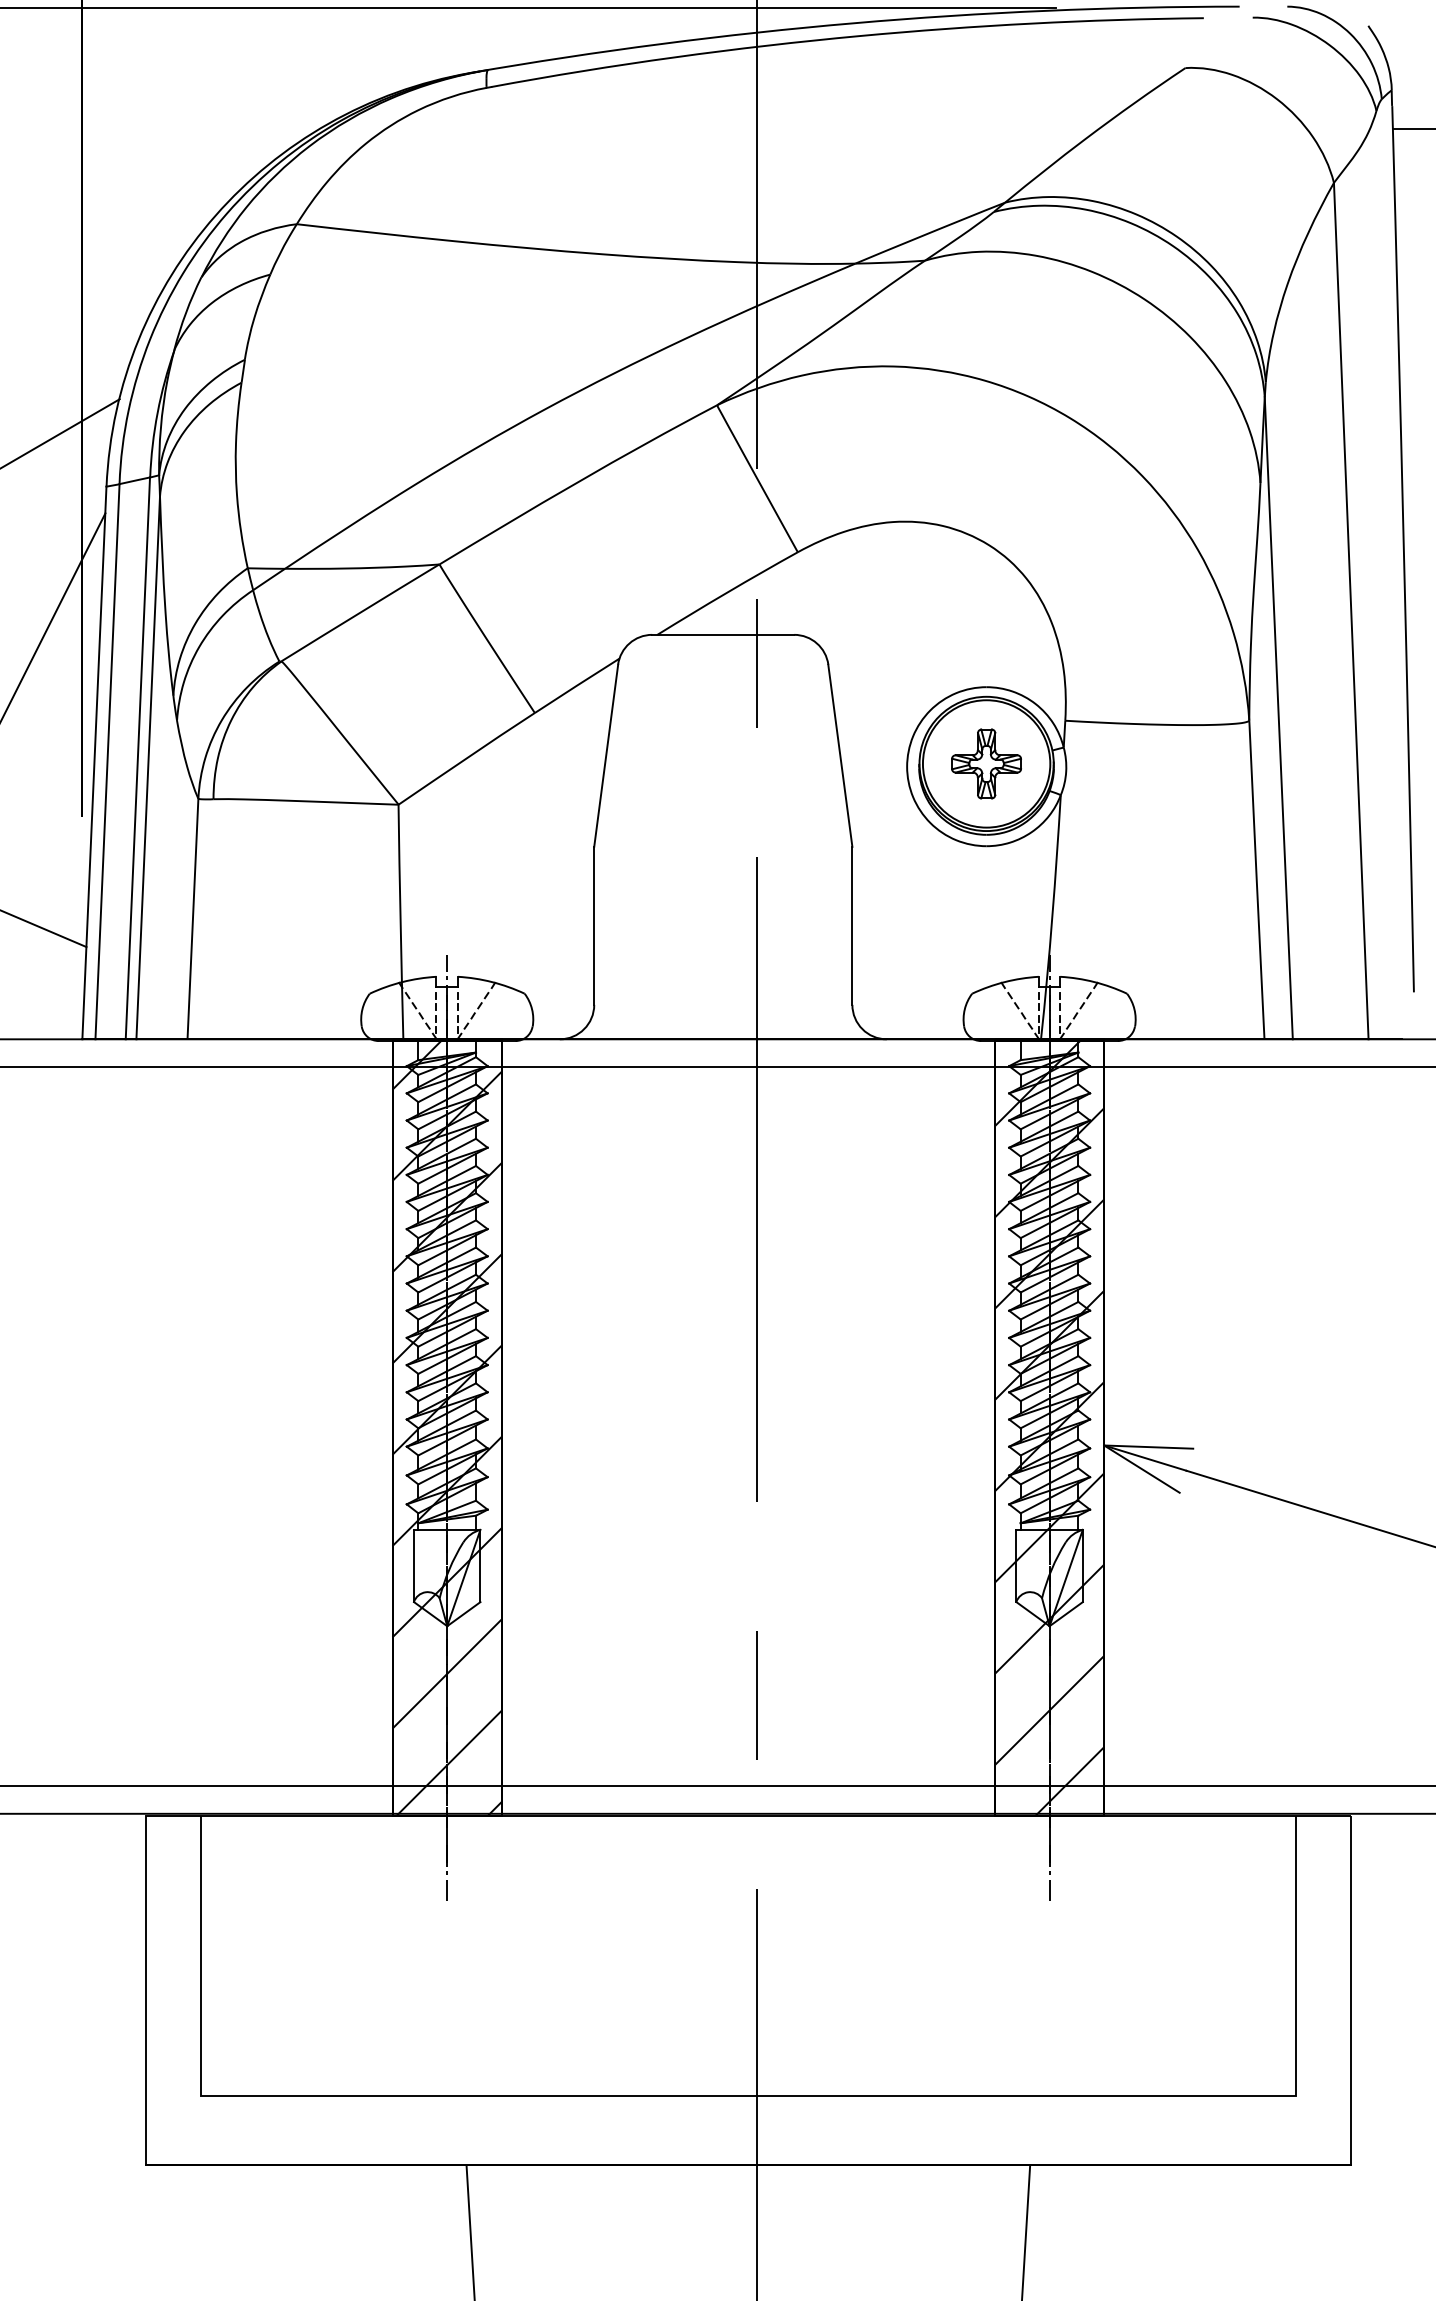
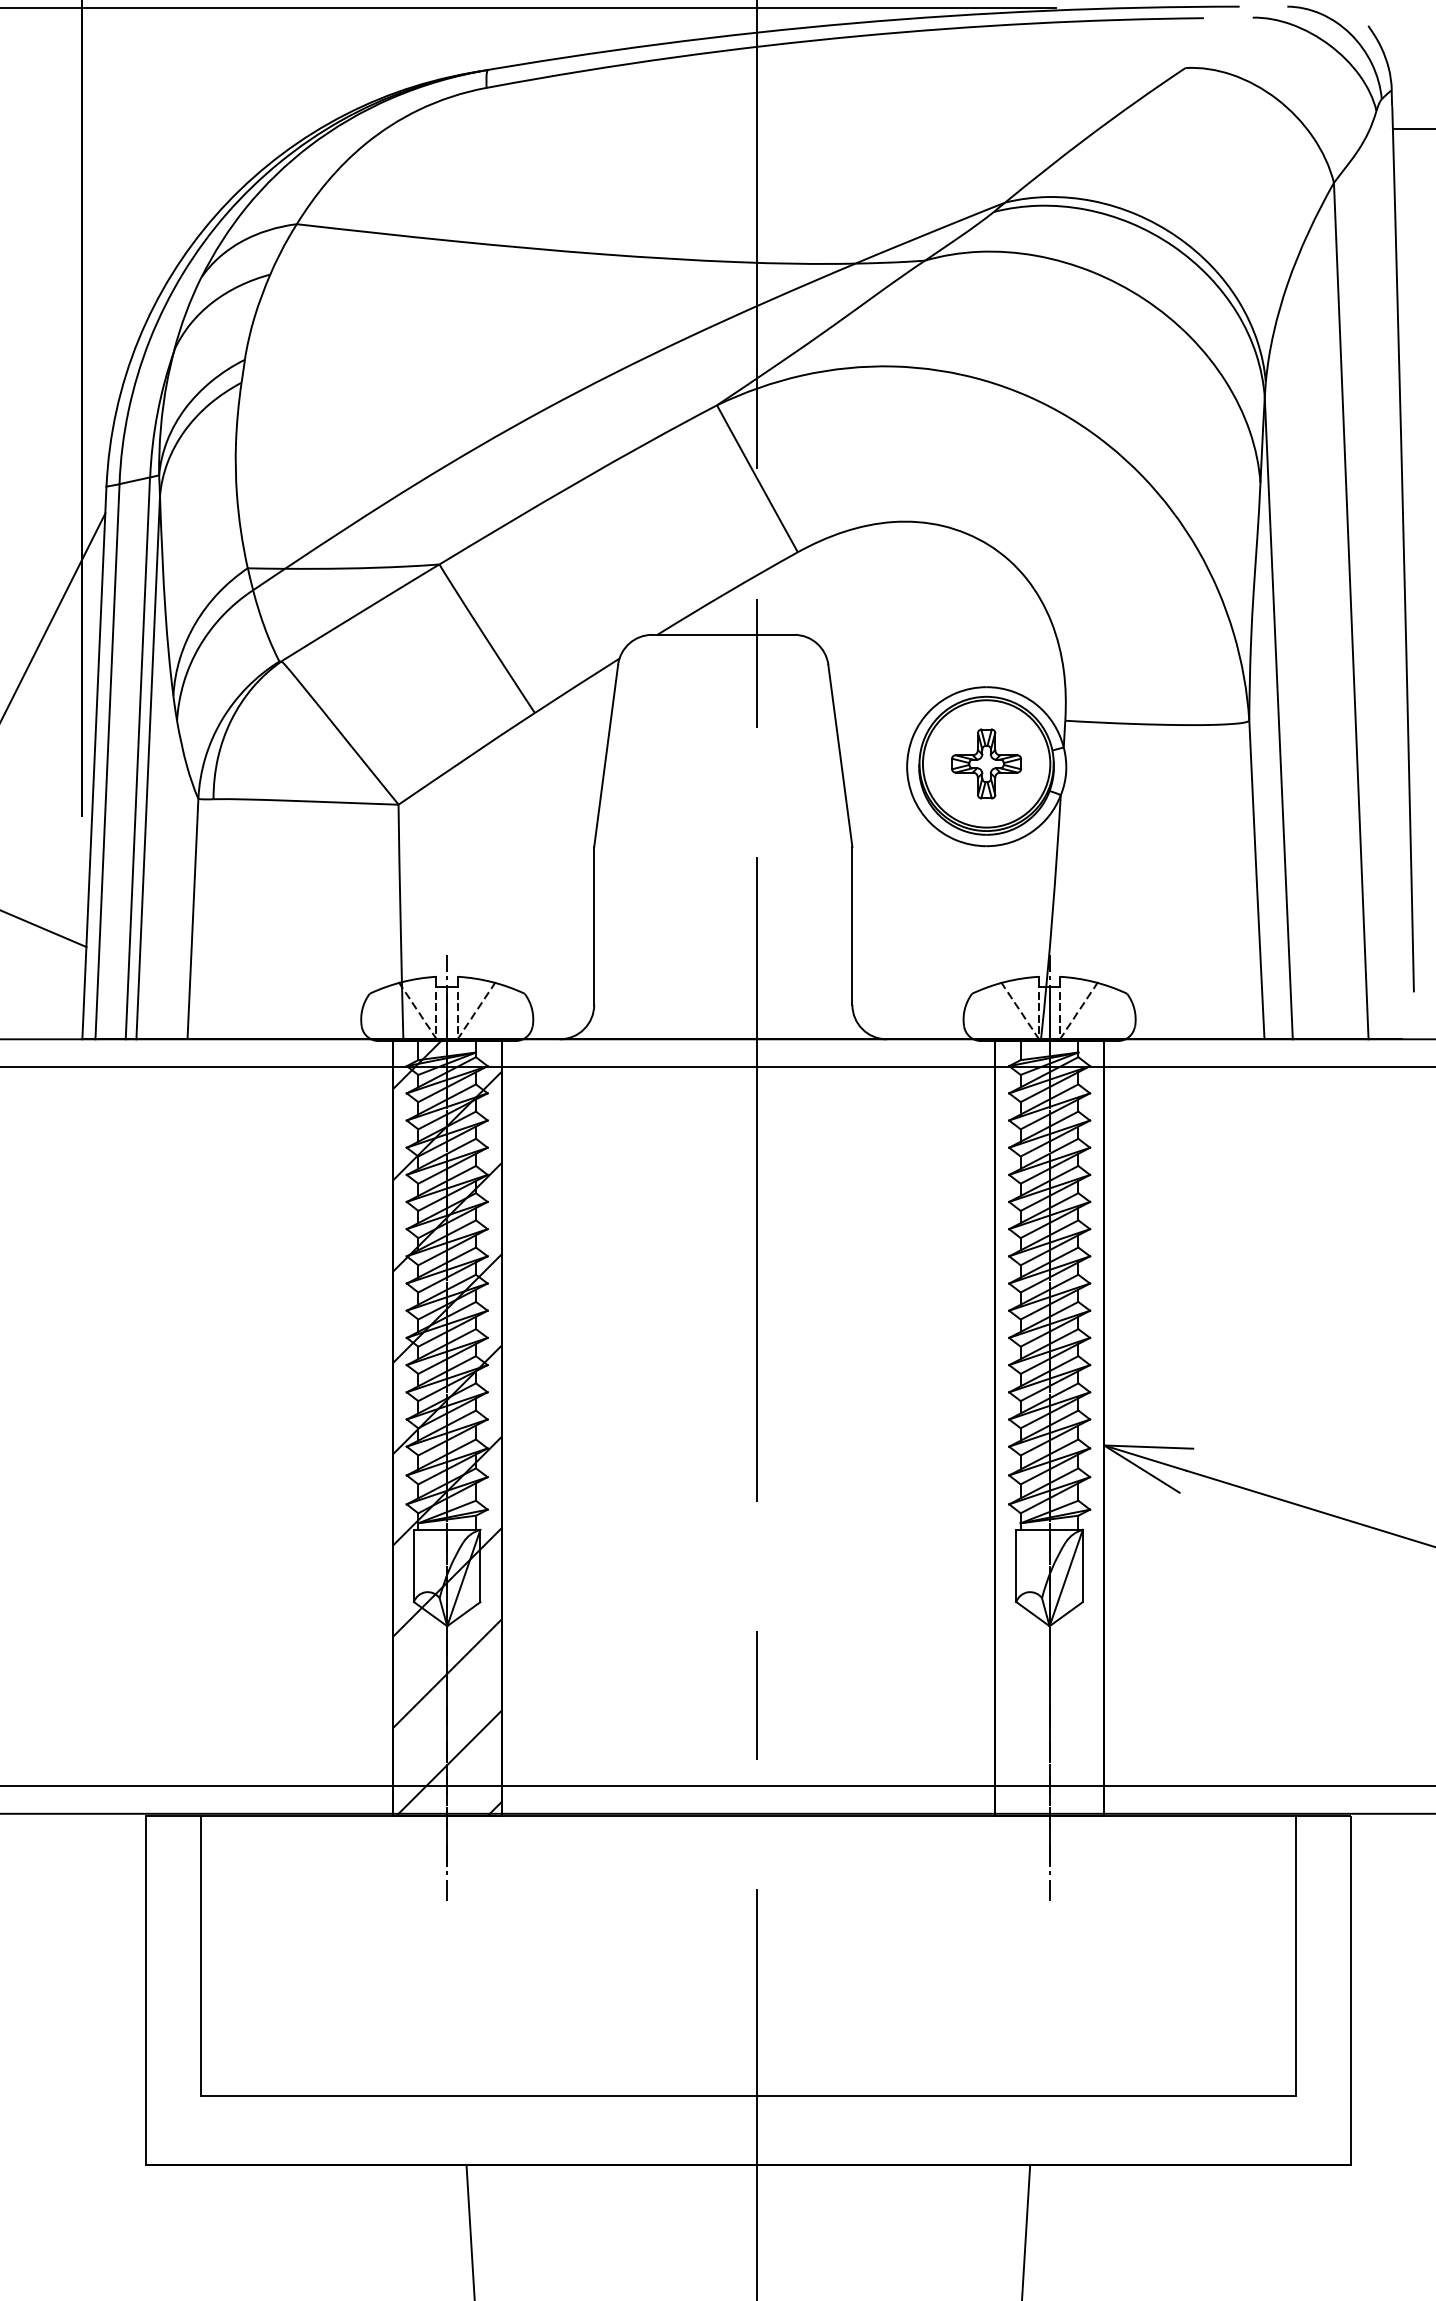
line: present -> none (60, 433)
hatch: present -> none (1049, 1428)
